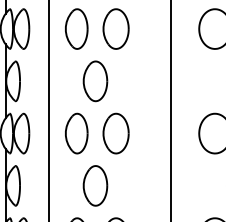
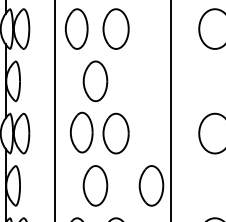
line position: (48, 110) -> (54, 110) (54, 110)
part position: (76, 133) -> (81, 132) (81, 132)
part: none -> present (151, 185)
